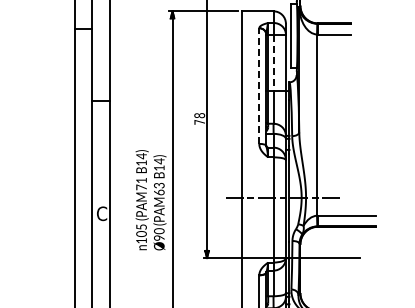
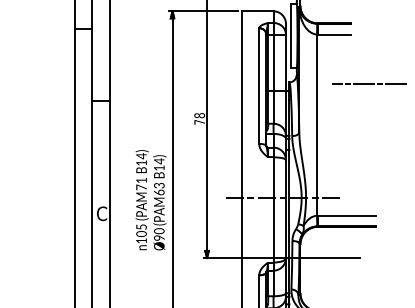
line: dashed -> solid (273, 63)
line: none -> present (369, 83)
line: dashed -> solid (259, 86)
